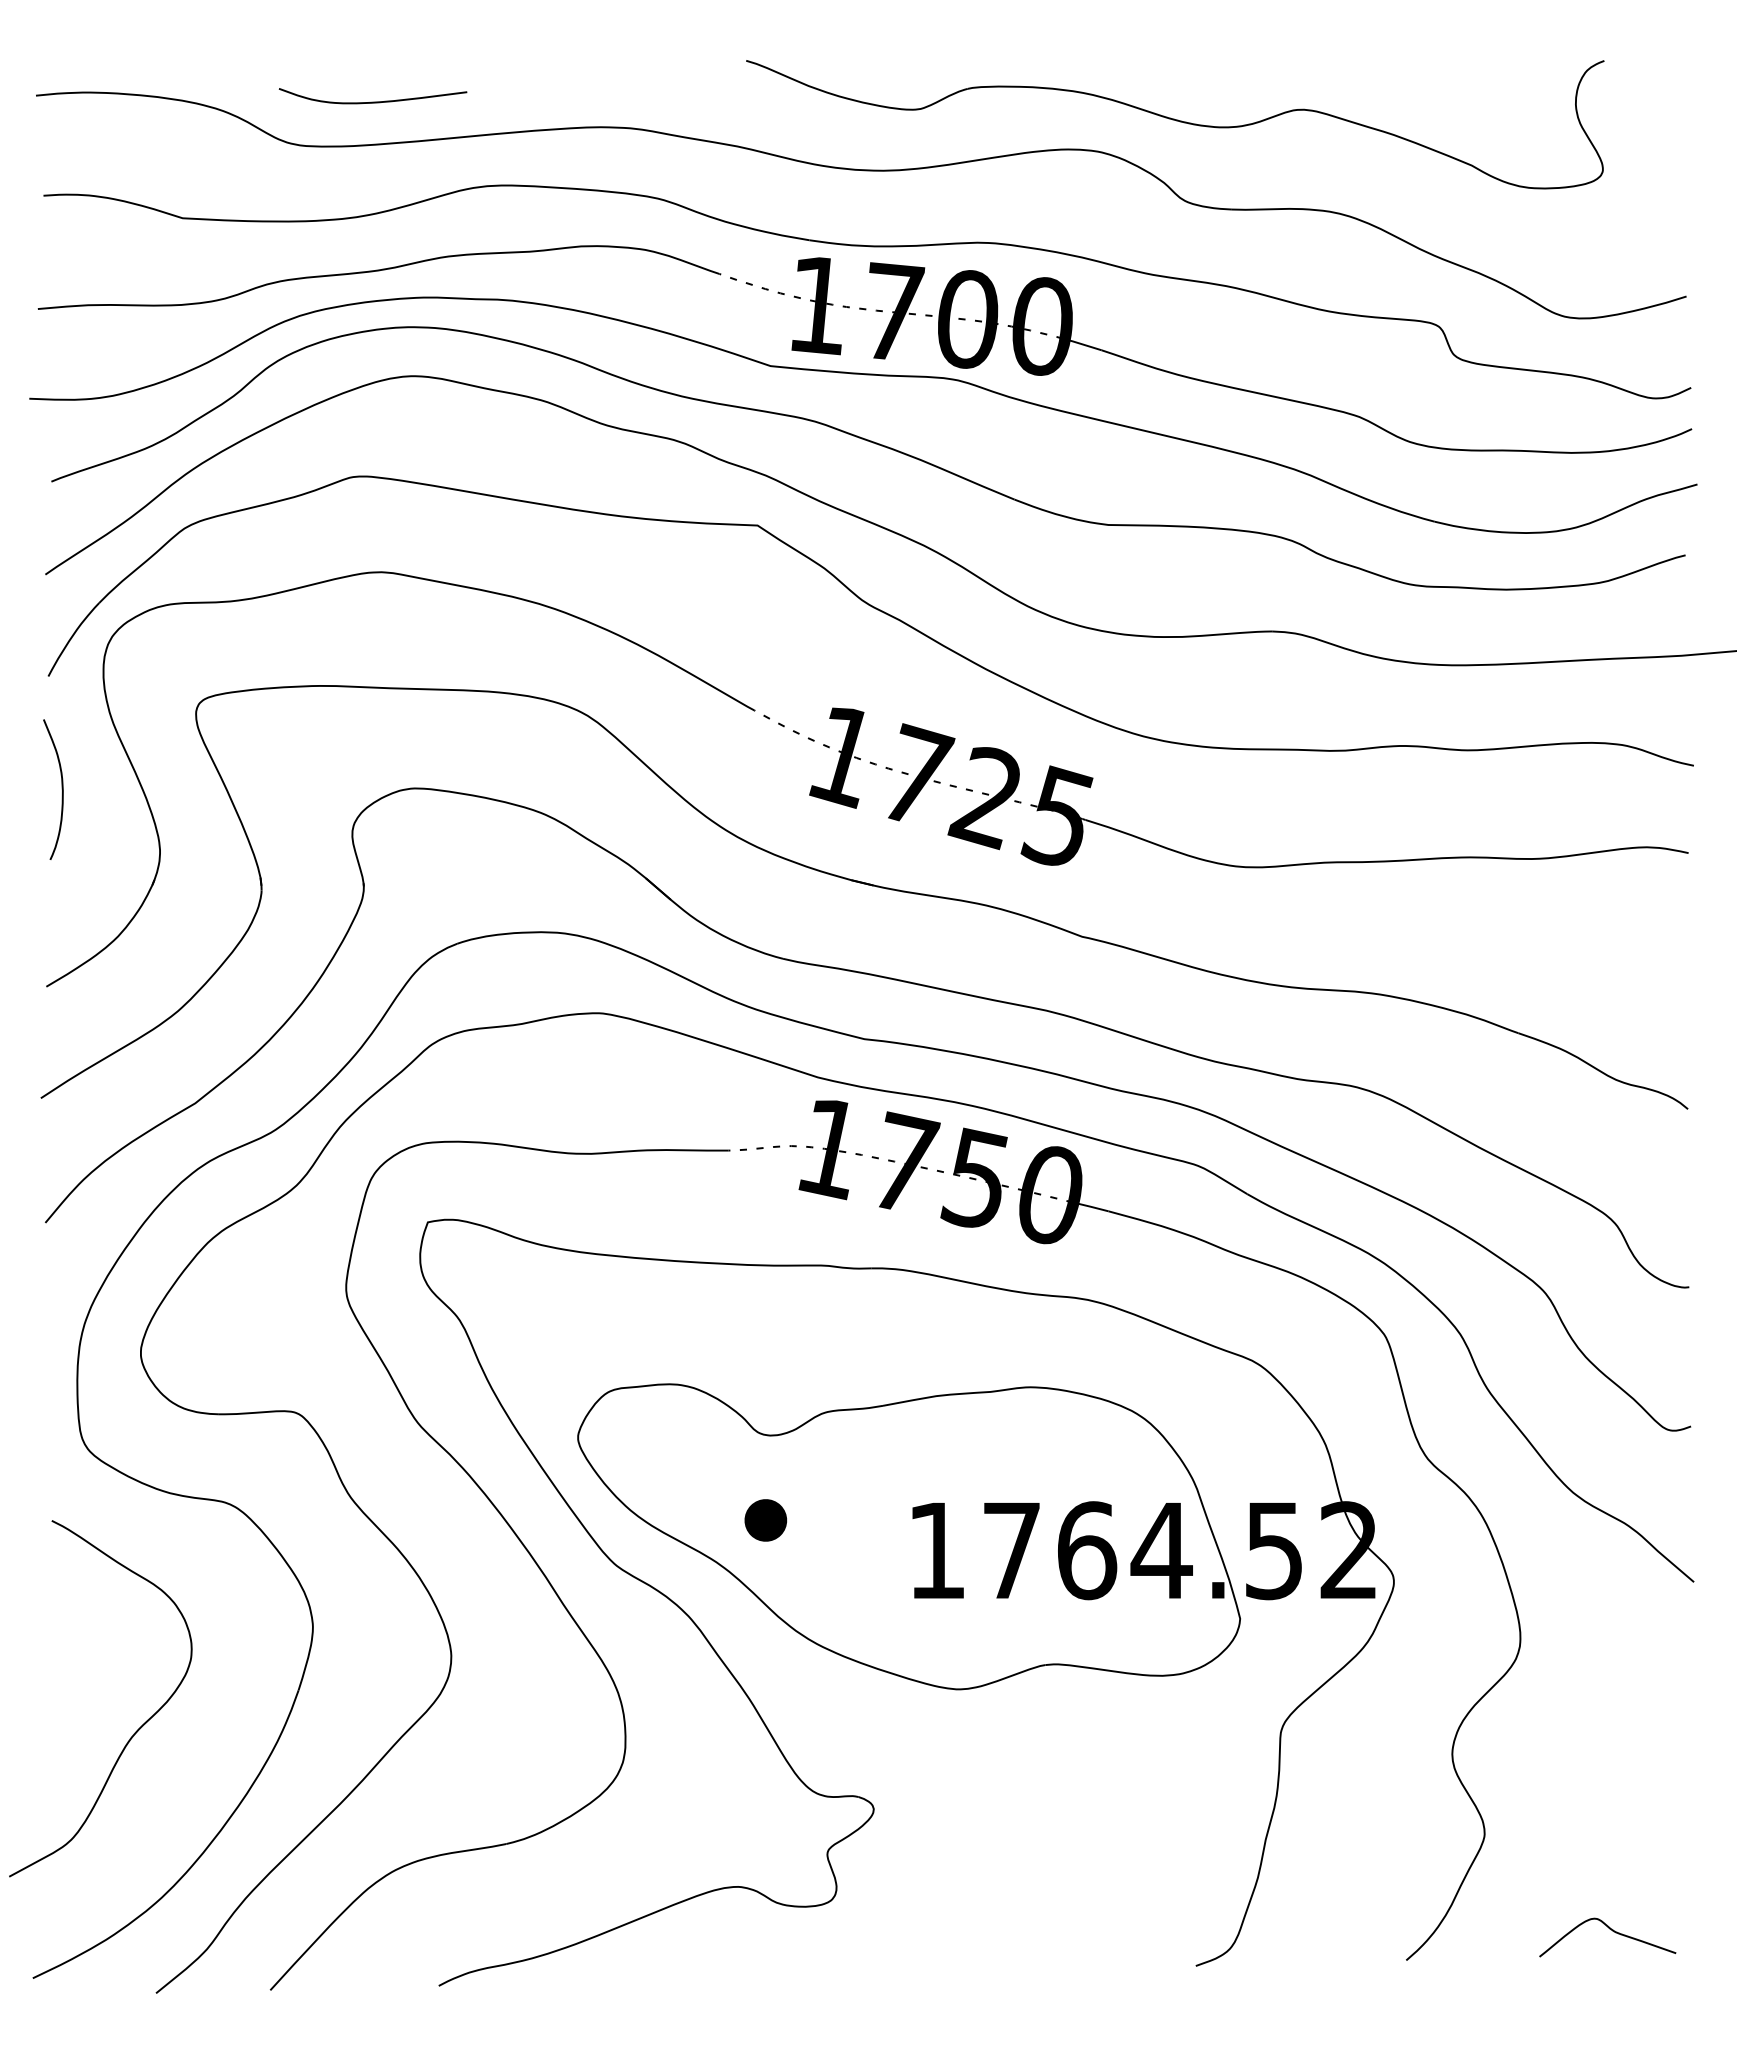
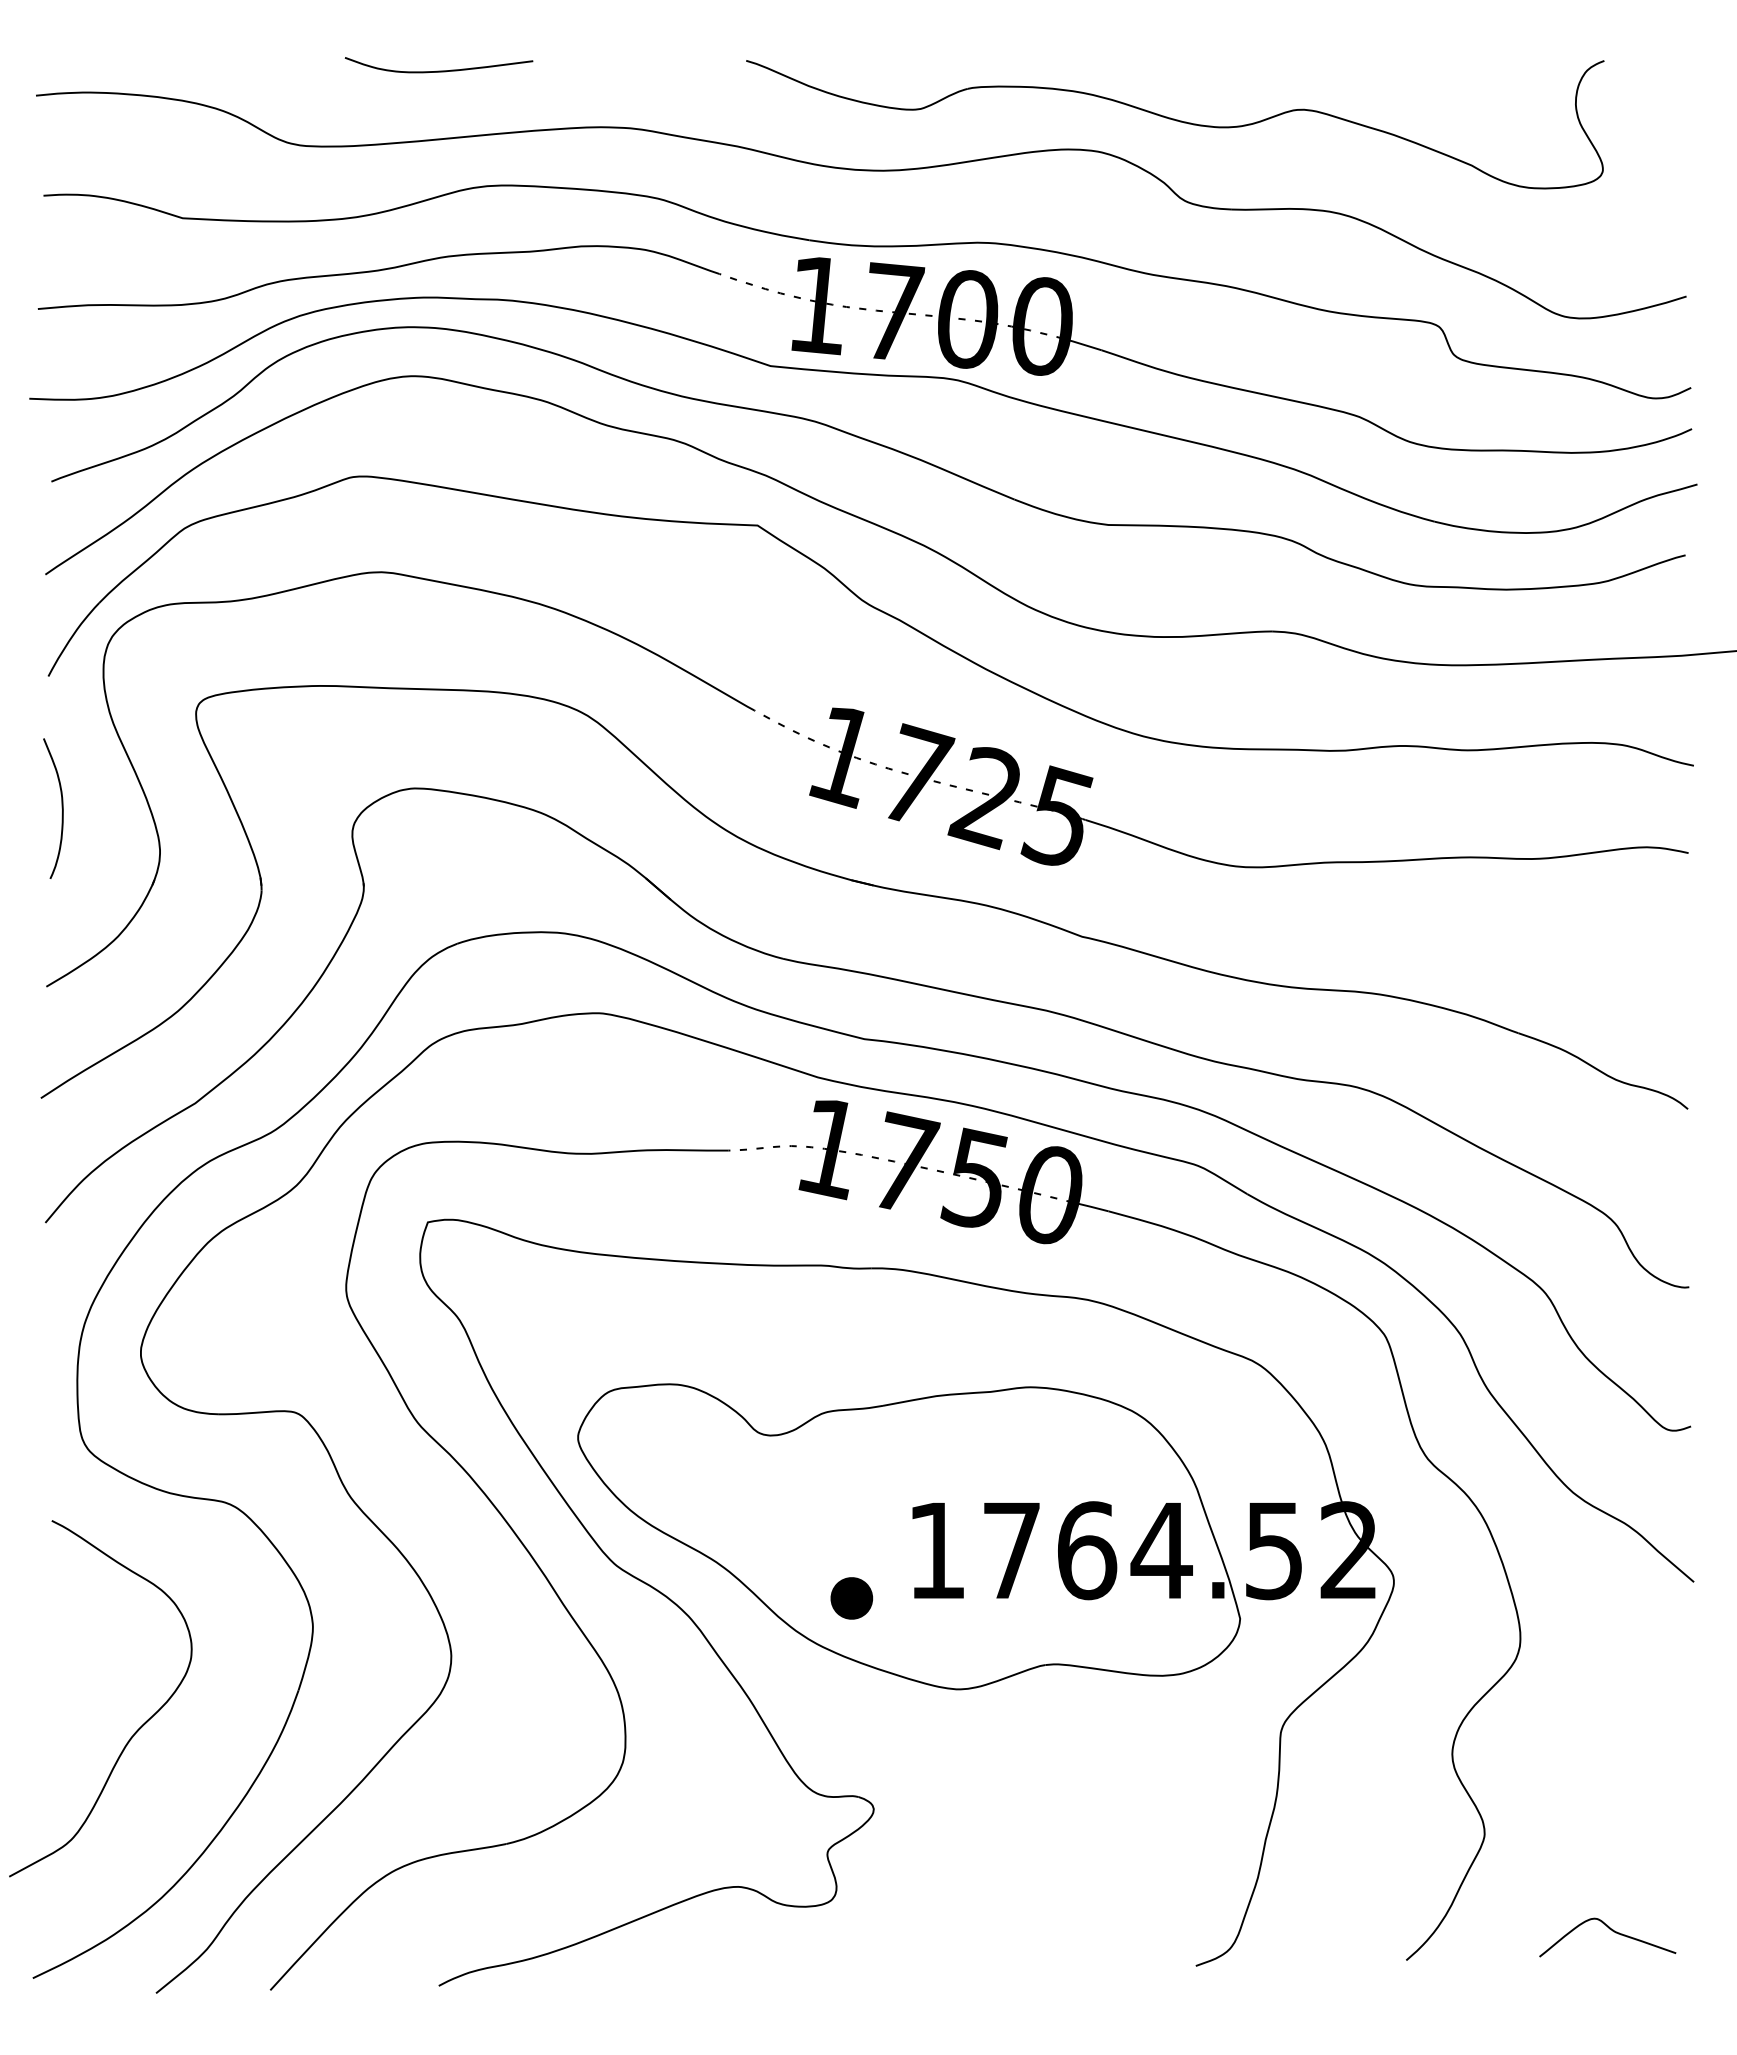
curve position: (372, 101) -> (438, 70) (438, 70)
curve position: (61, 789) -> (61, 808) (61, 808)
part position: (765, 1520) -> (851, 1598) (851, 1598)
